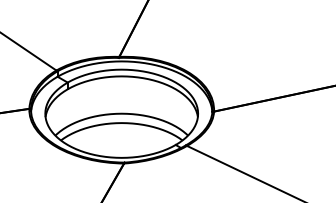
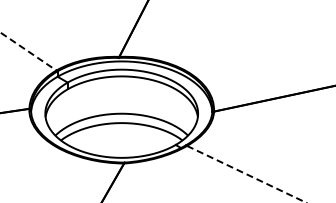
line: solid -> dashed (28, 51)
line: solid -> dashed (247, 174)
